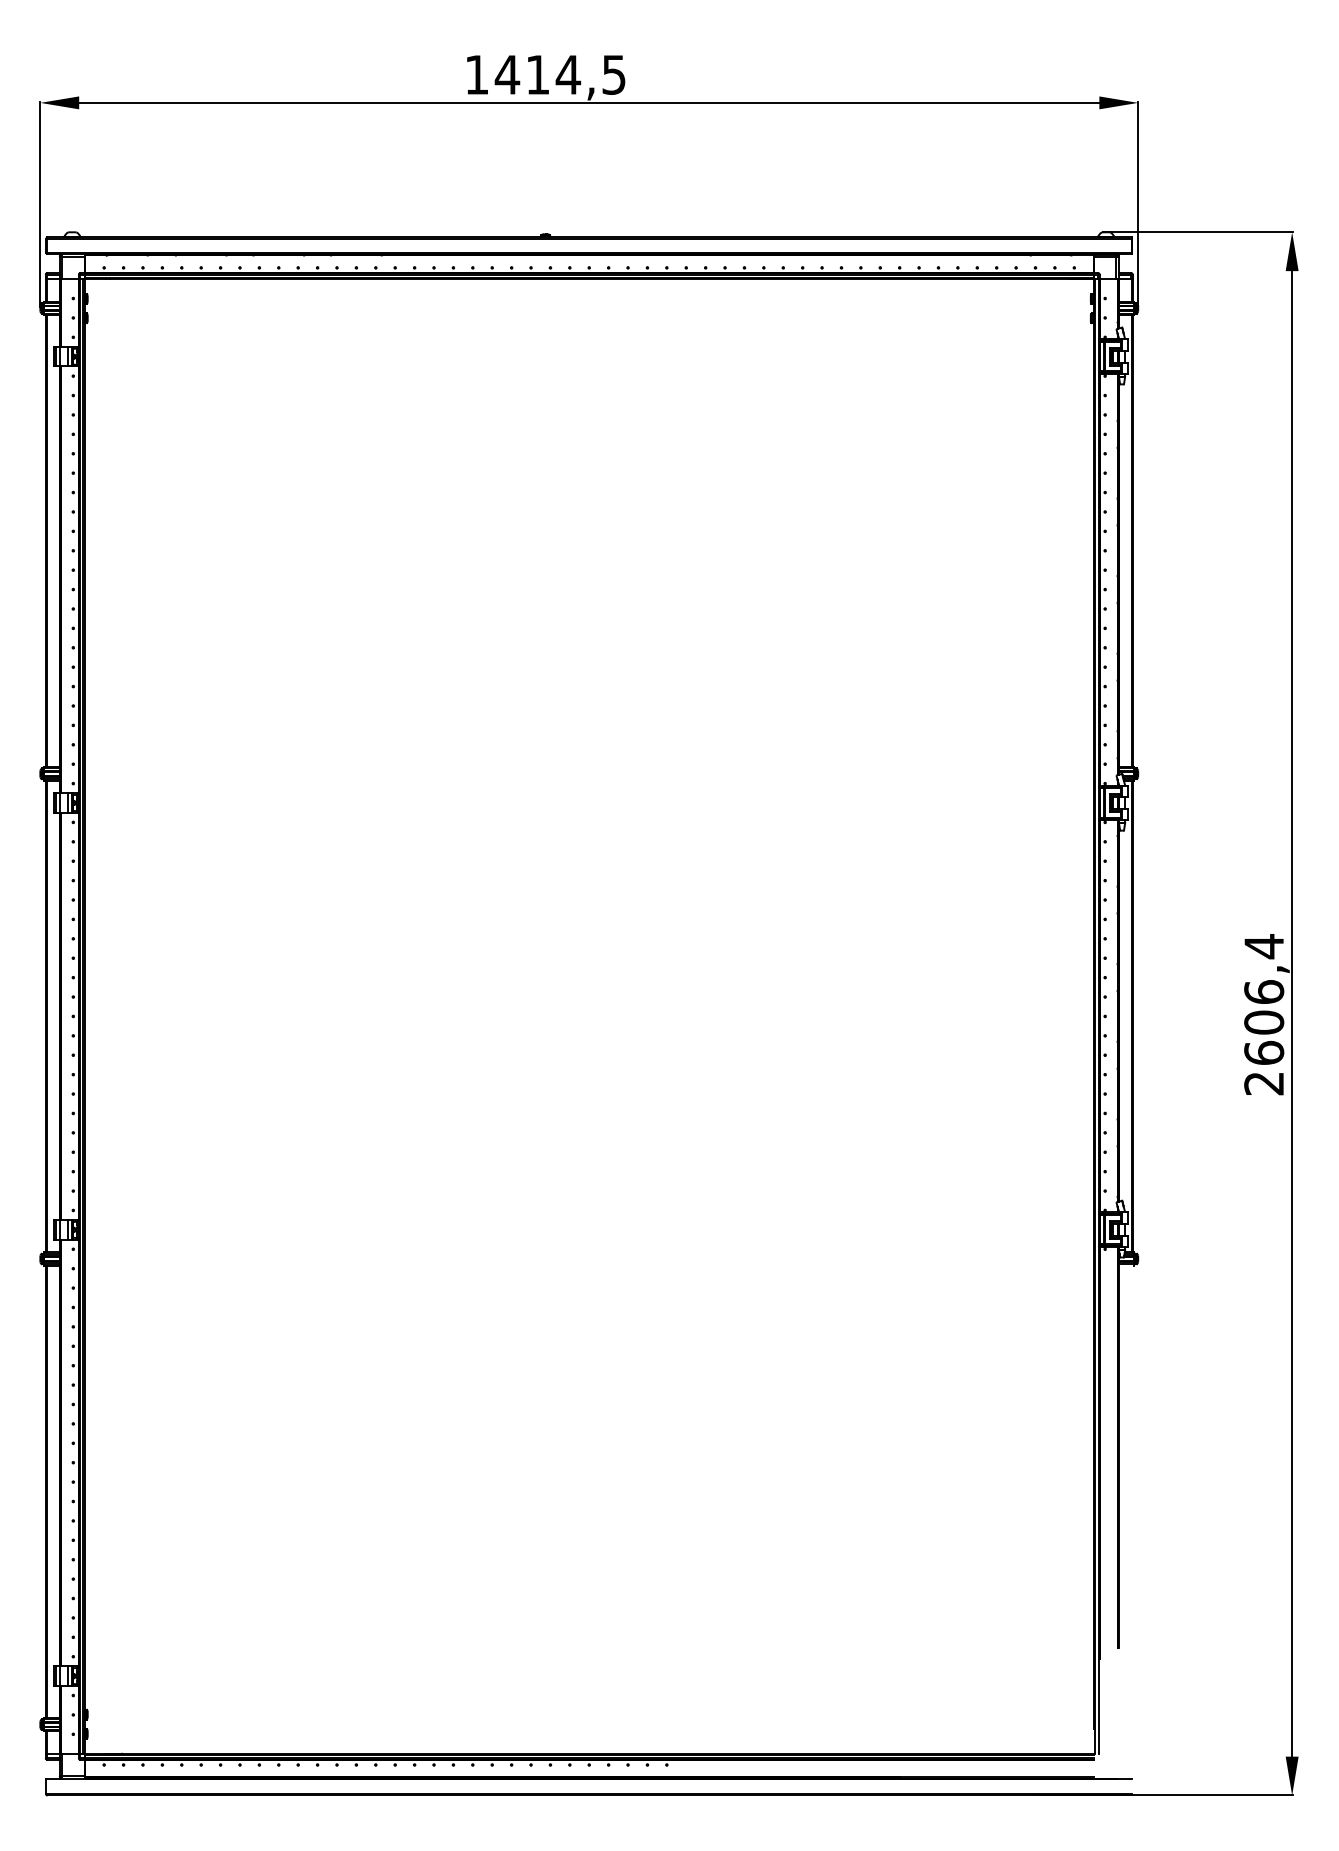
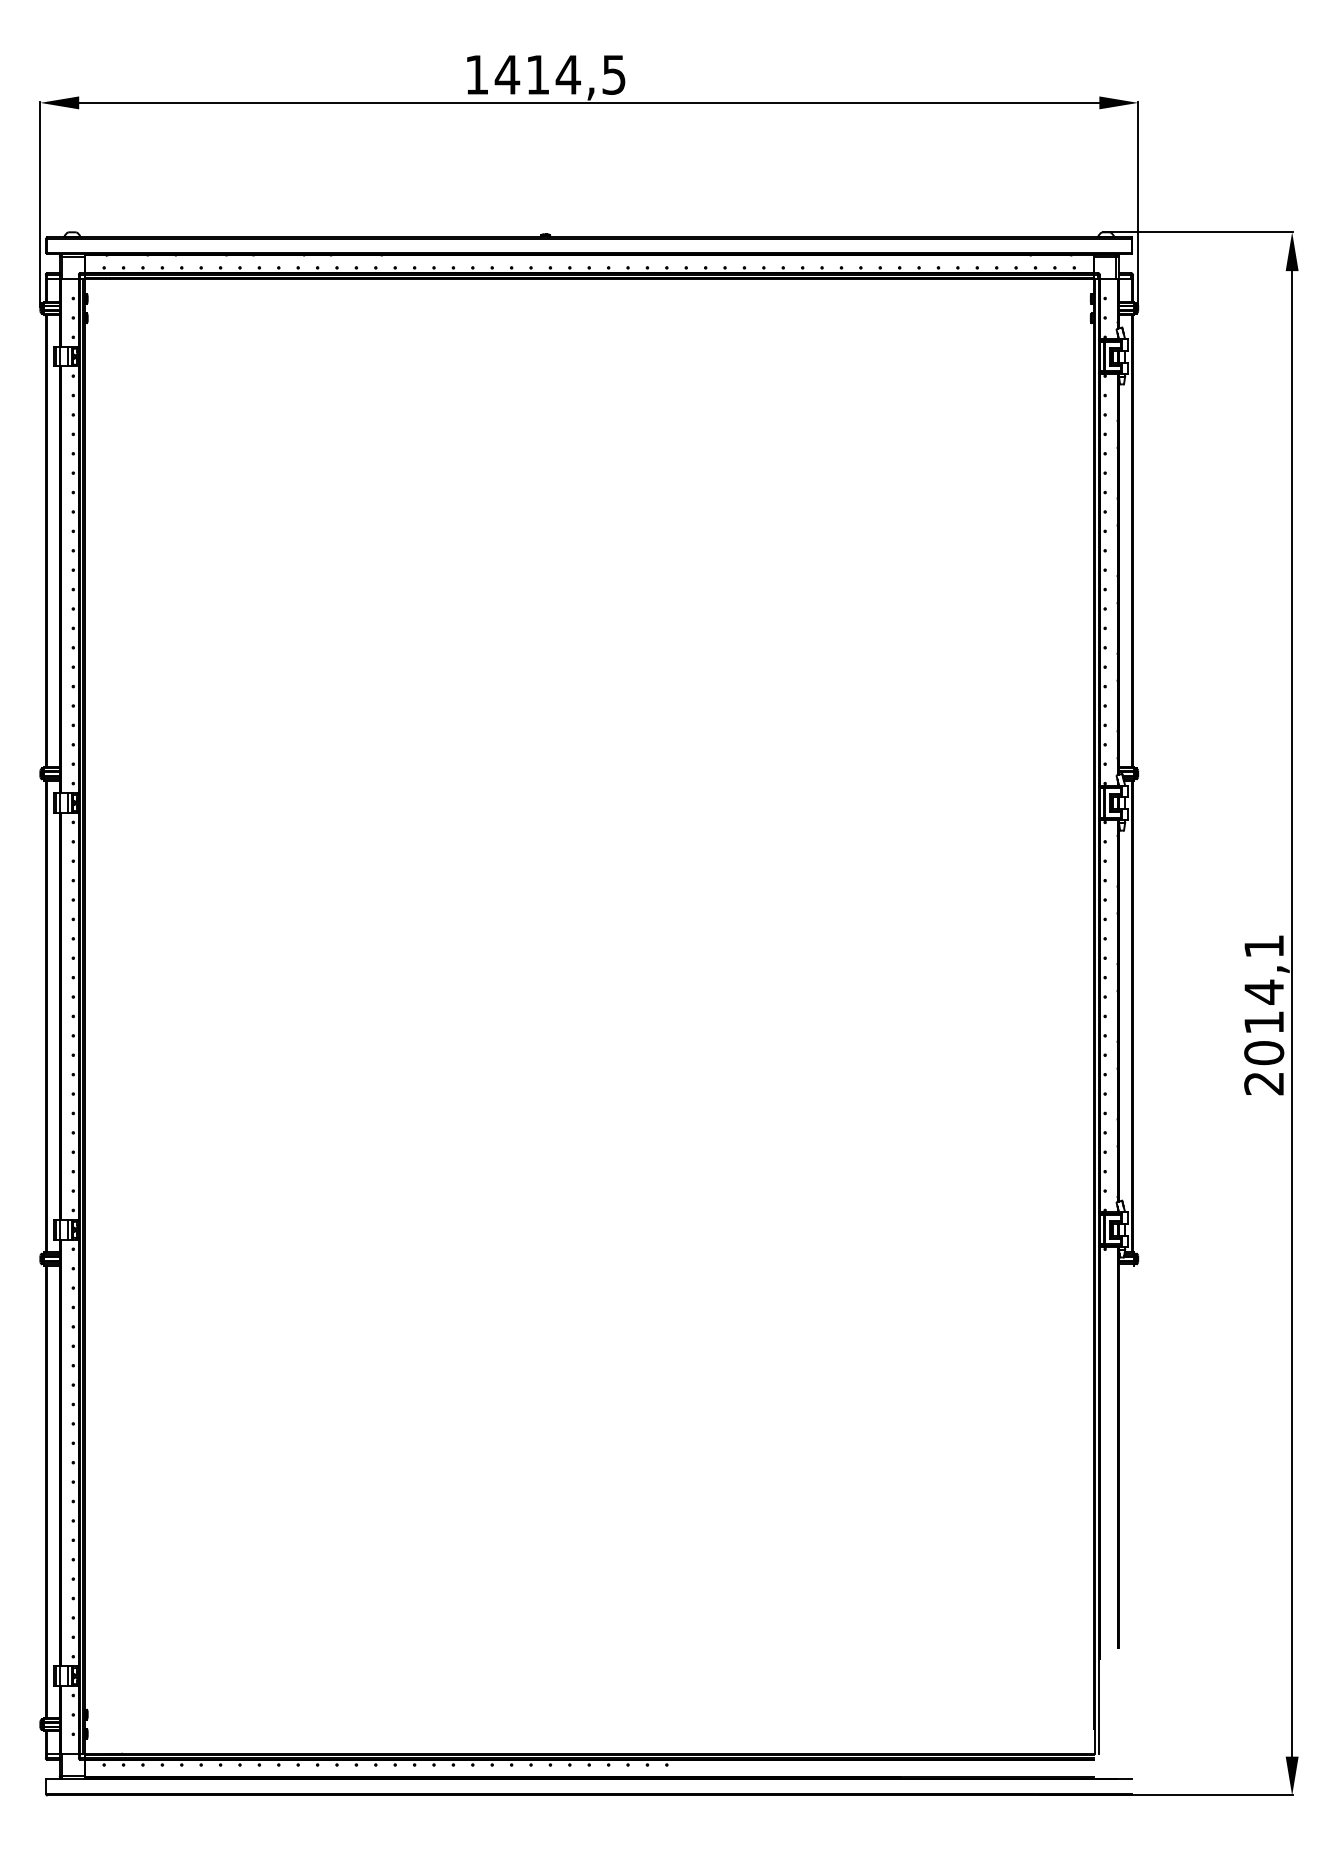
text: 2606,4 -> 2014,1 (1264, 999)
